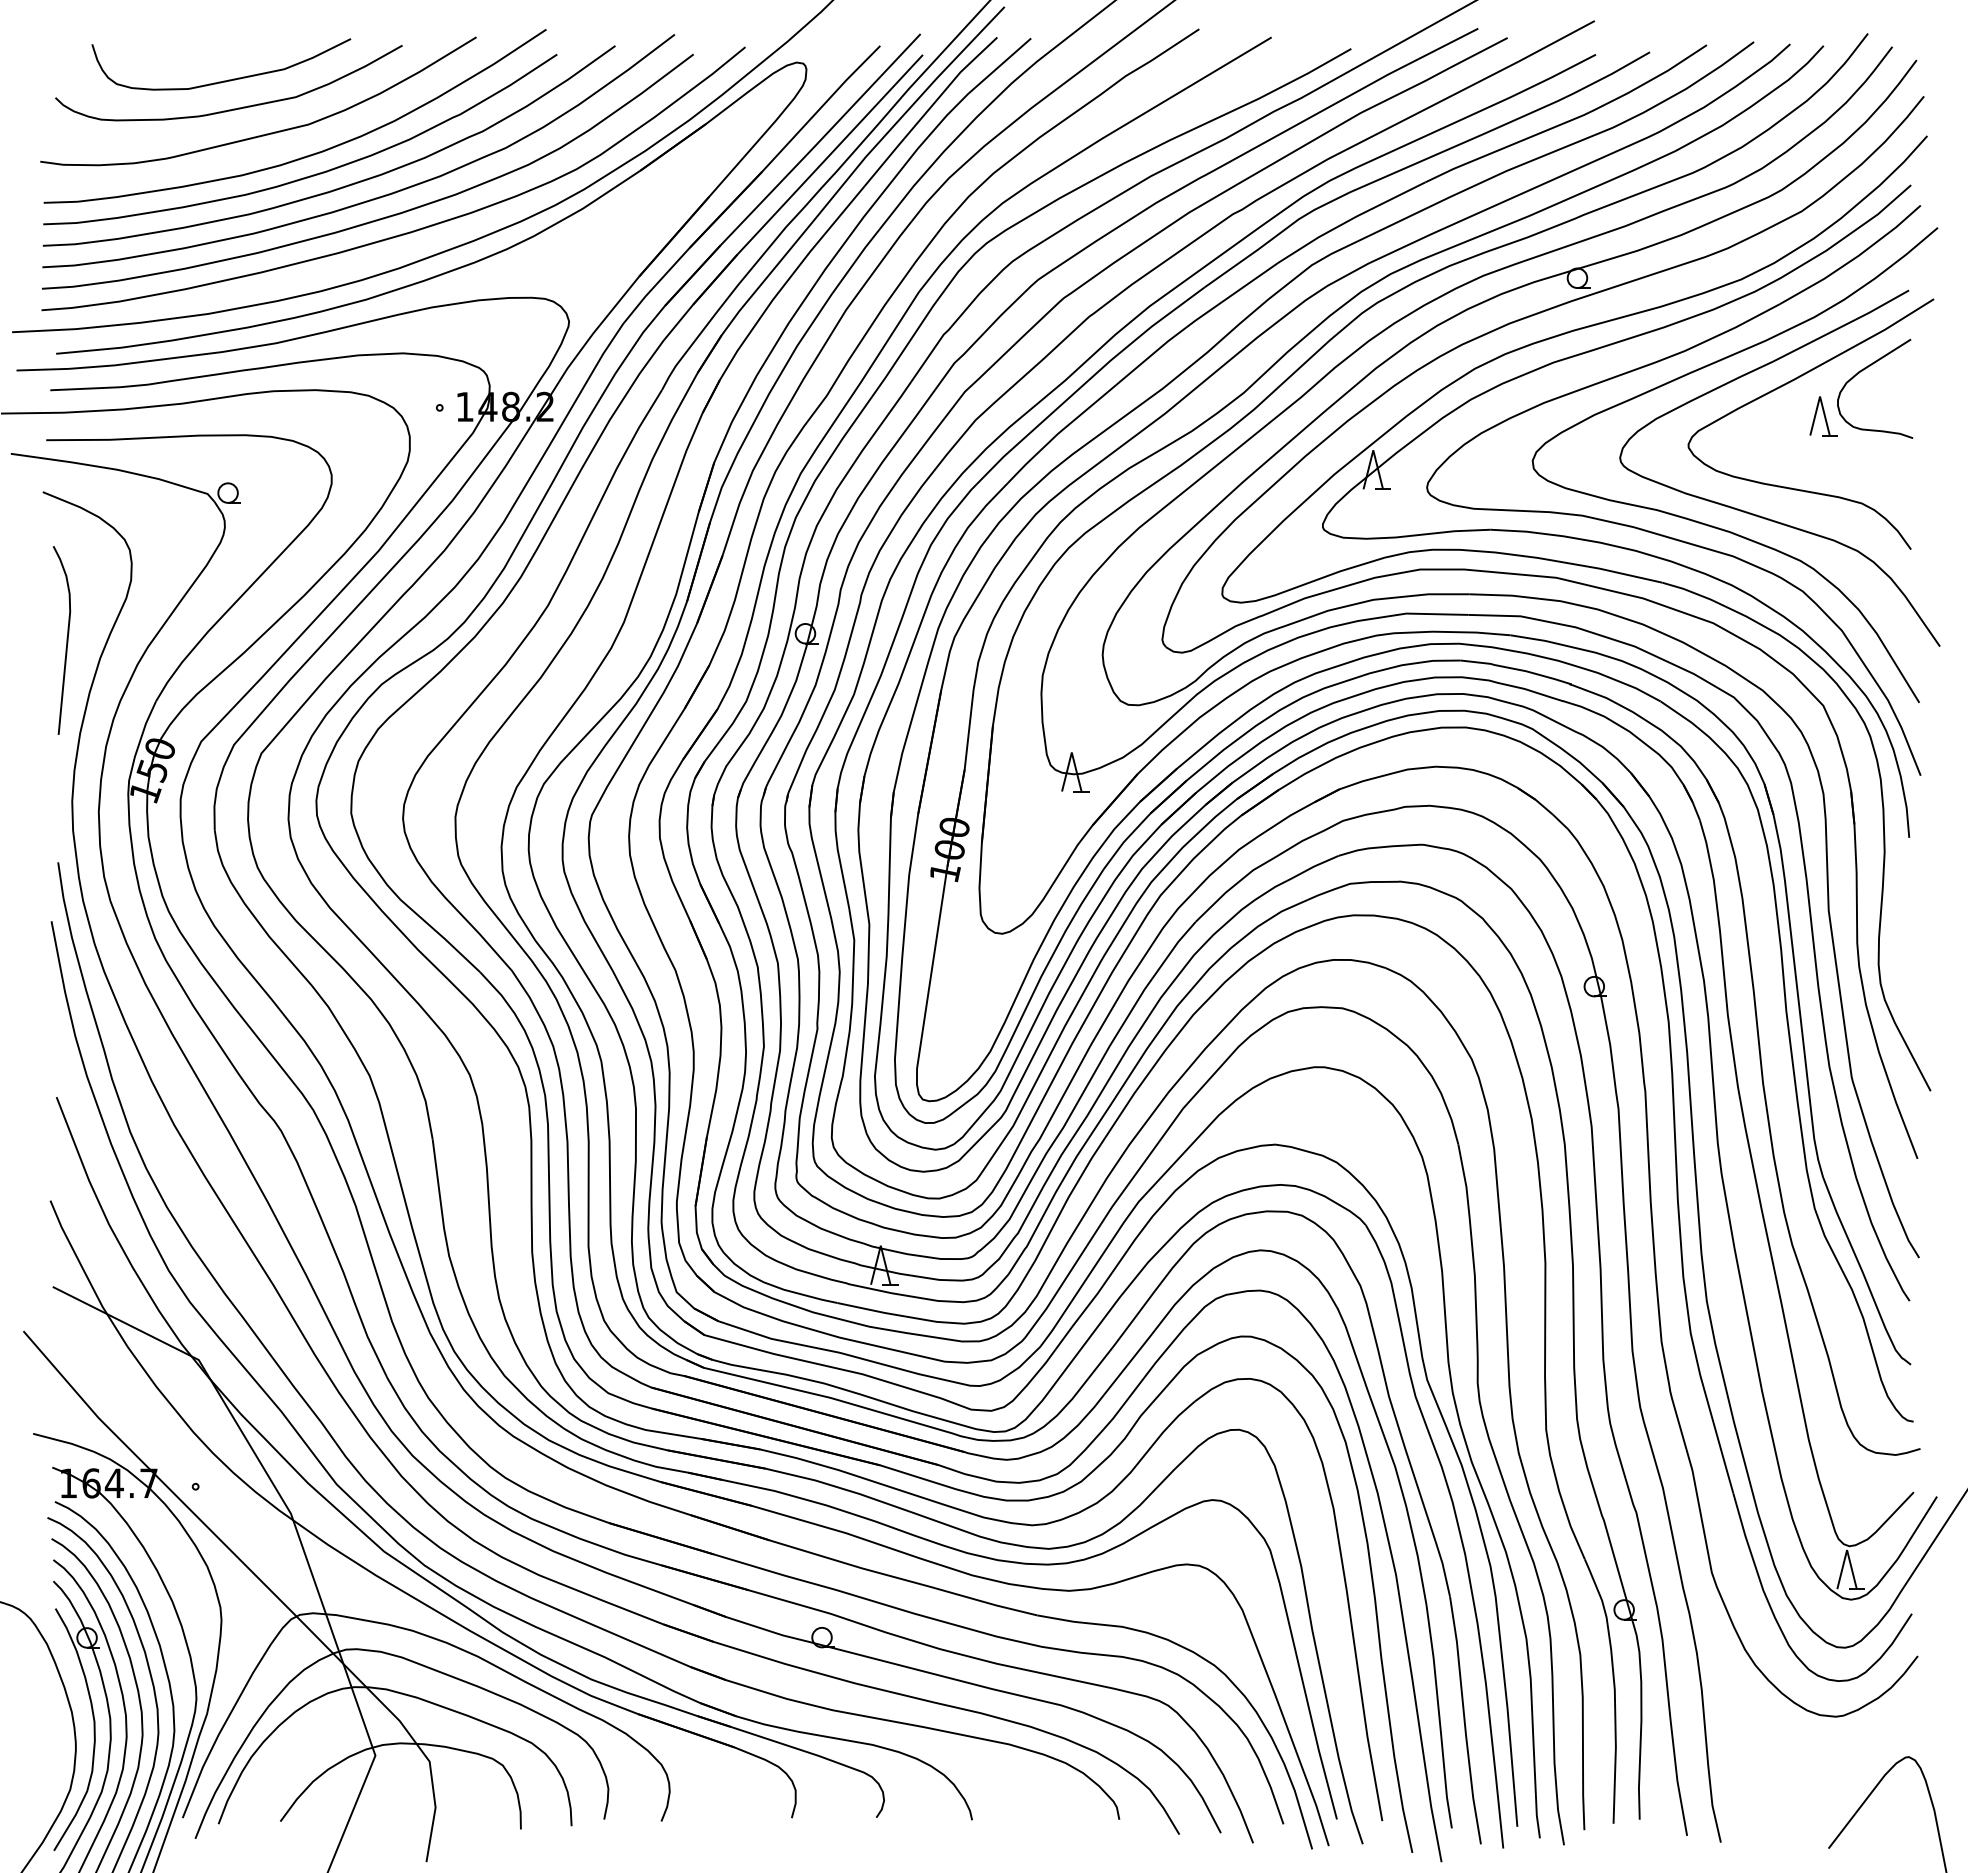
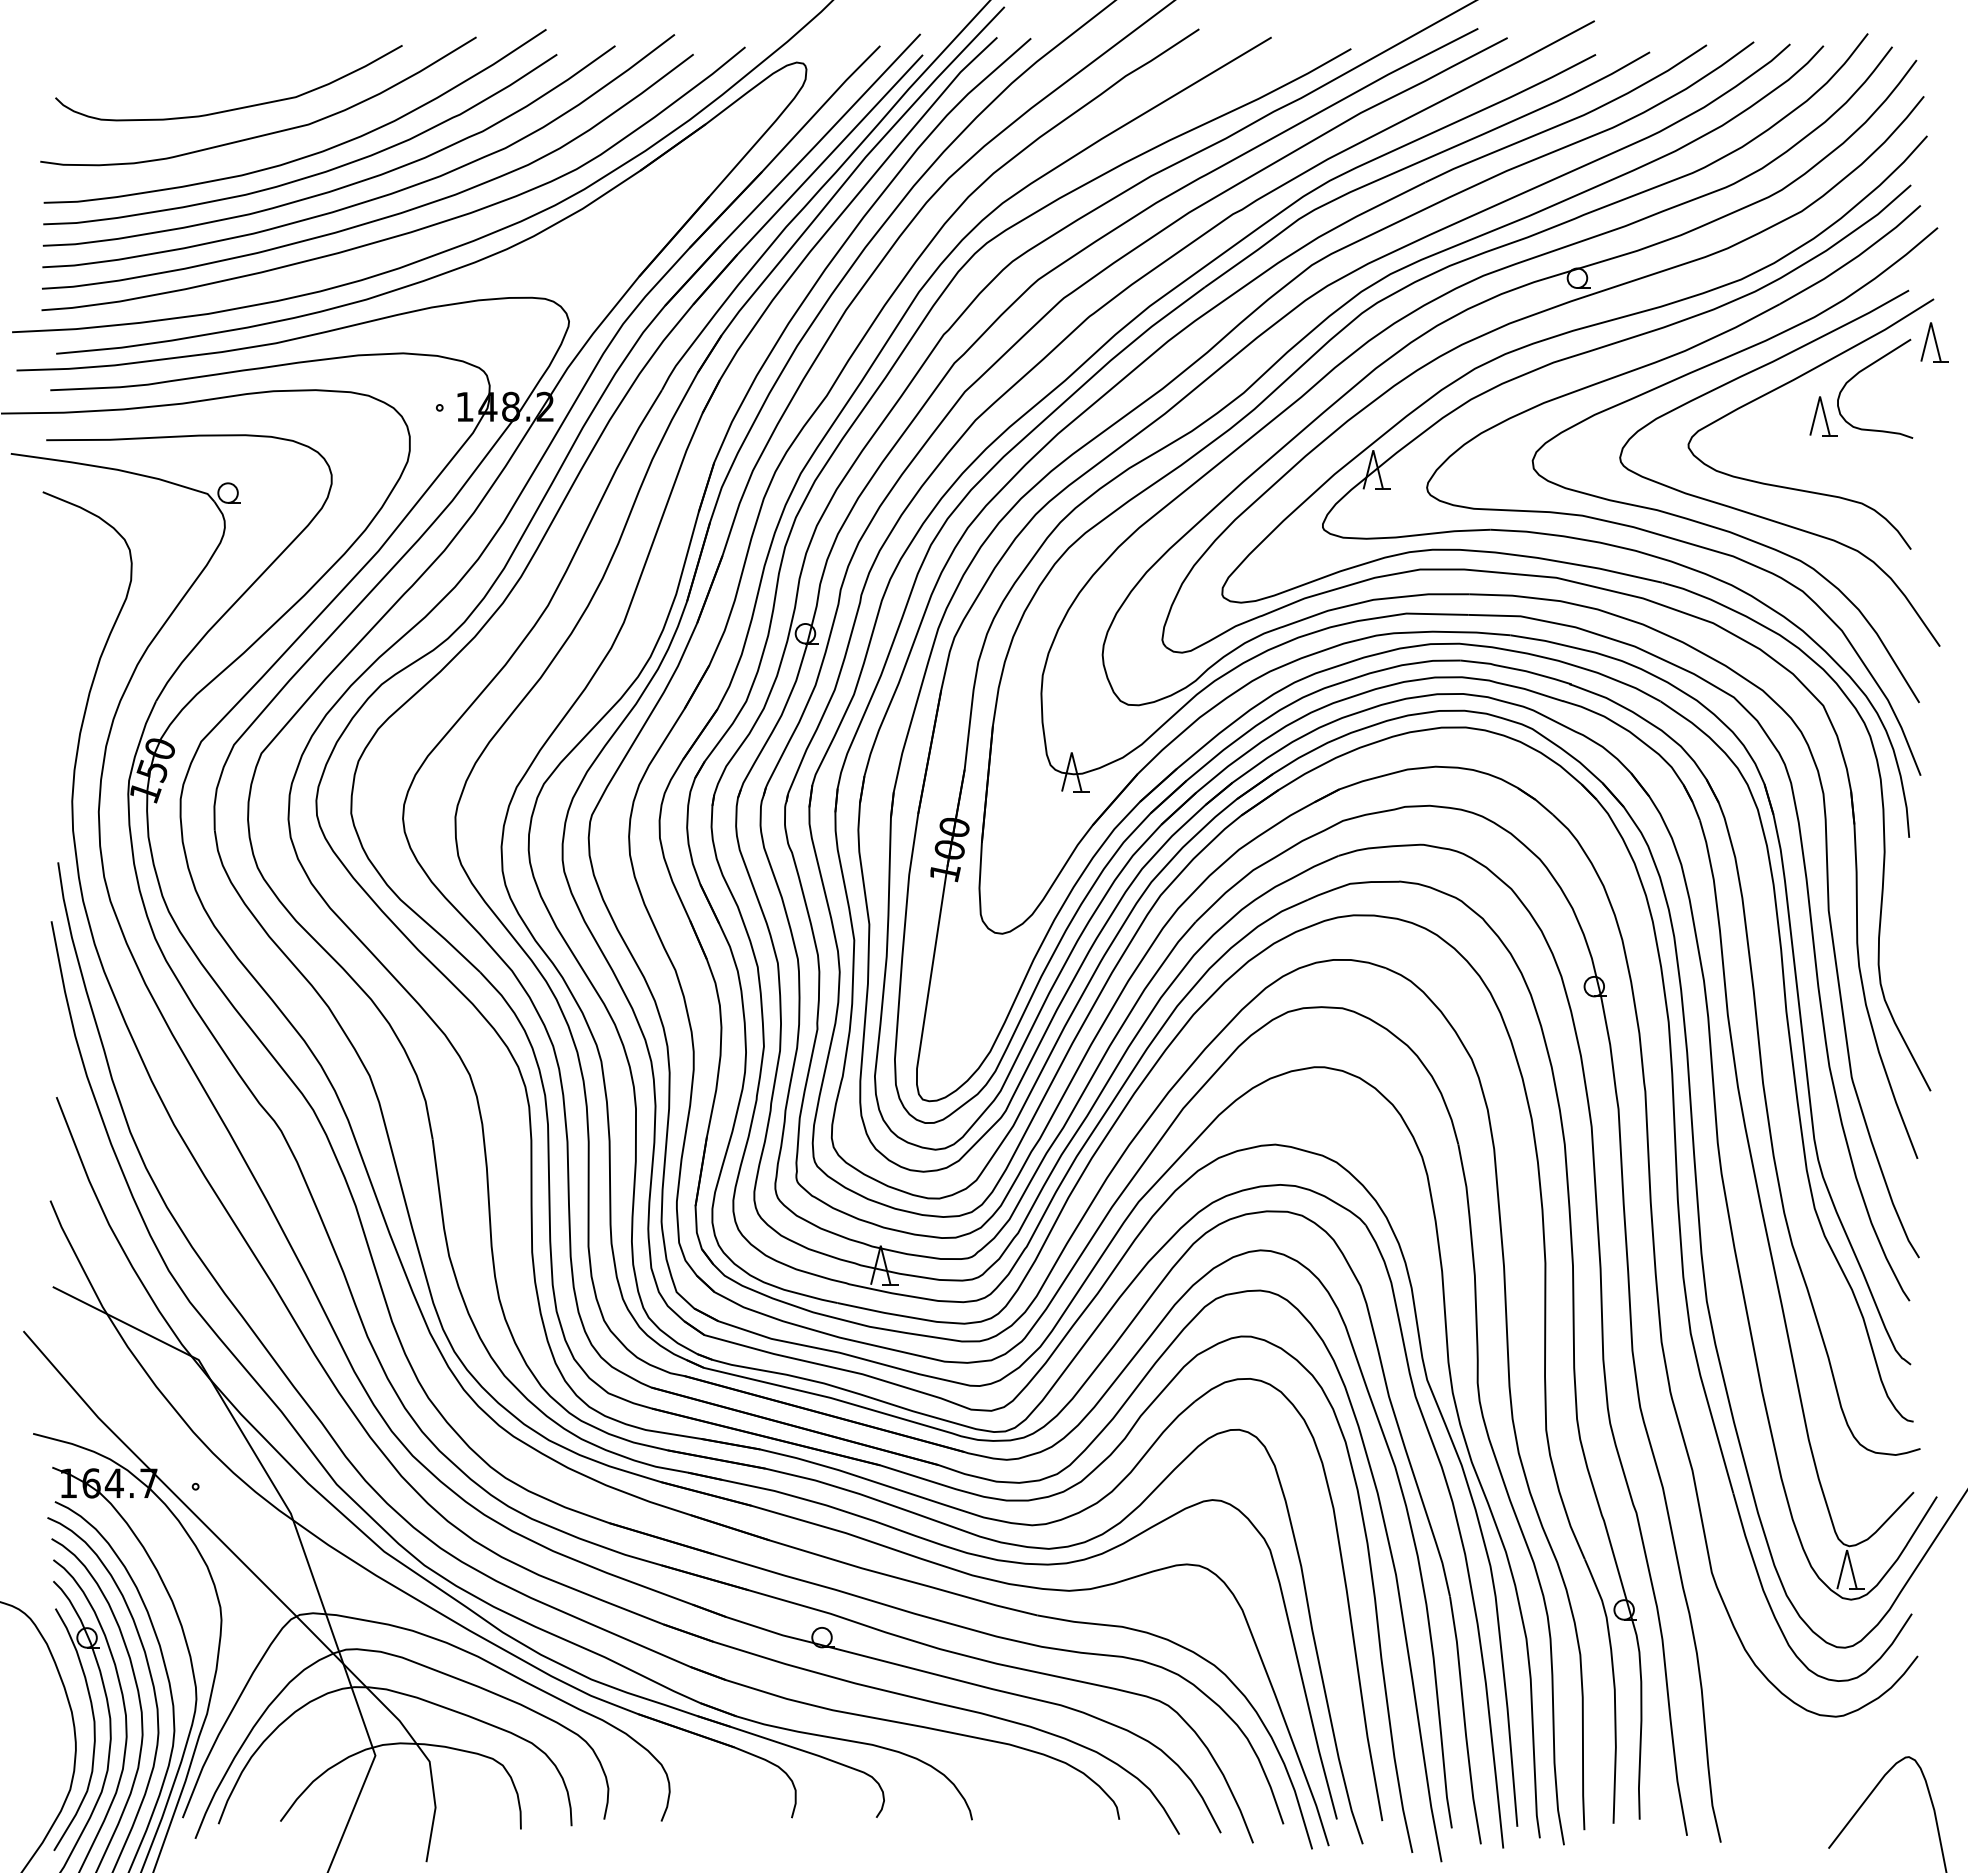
curve: present -> none (223, 80)
part: none -> present (1934, 342)
curve: present -> none (66, 640)
